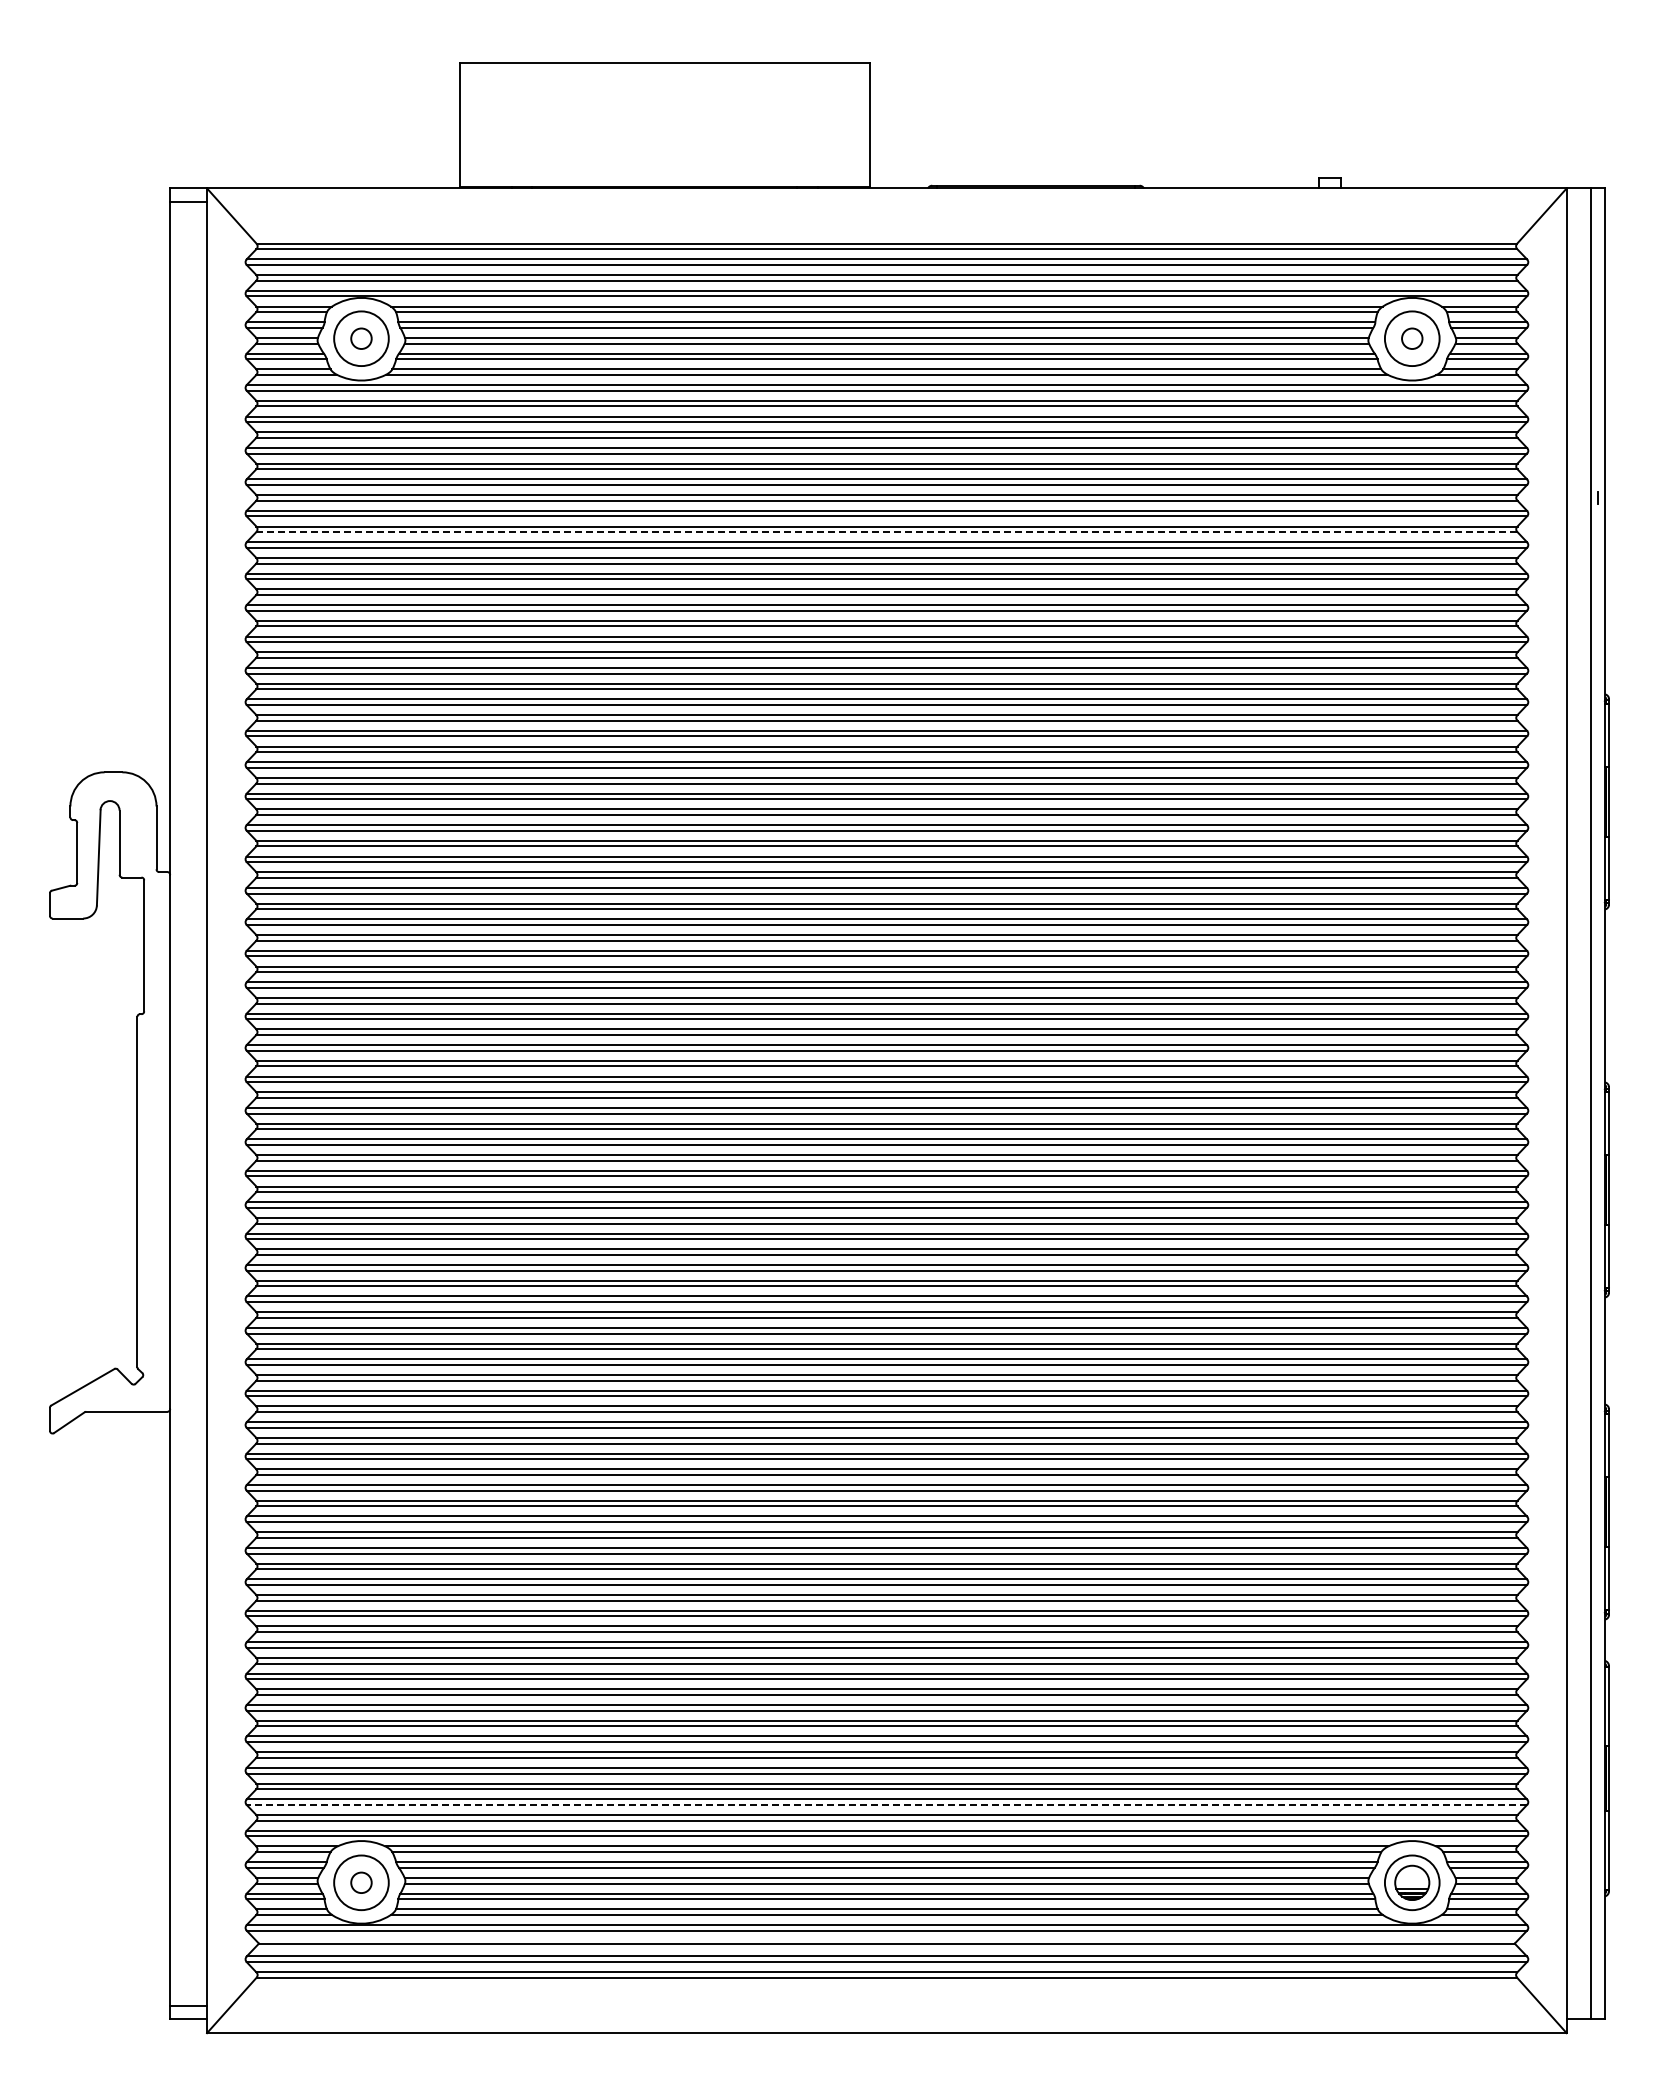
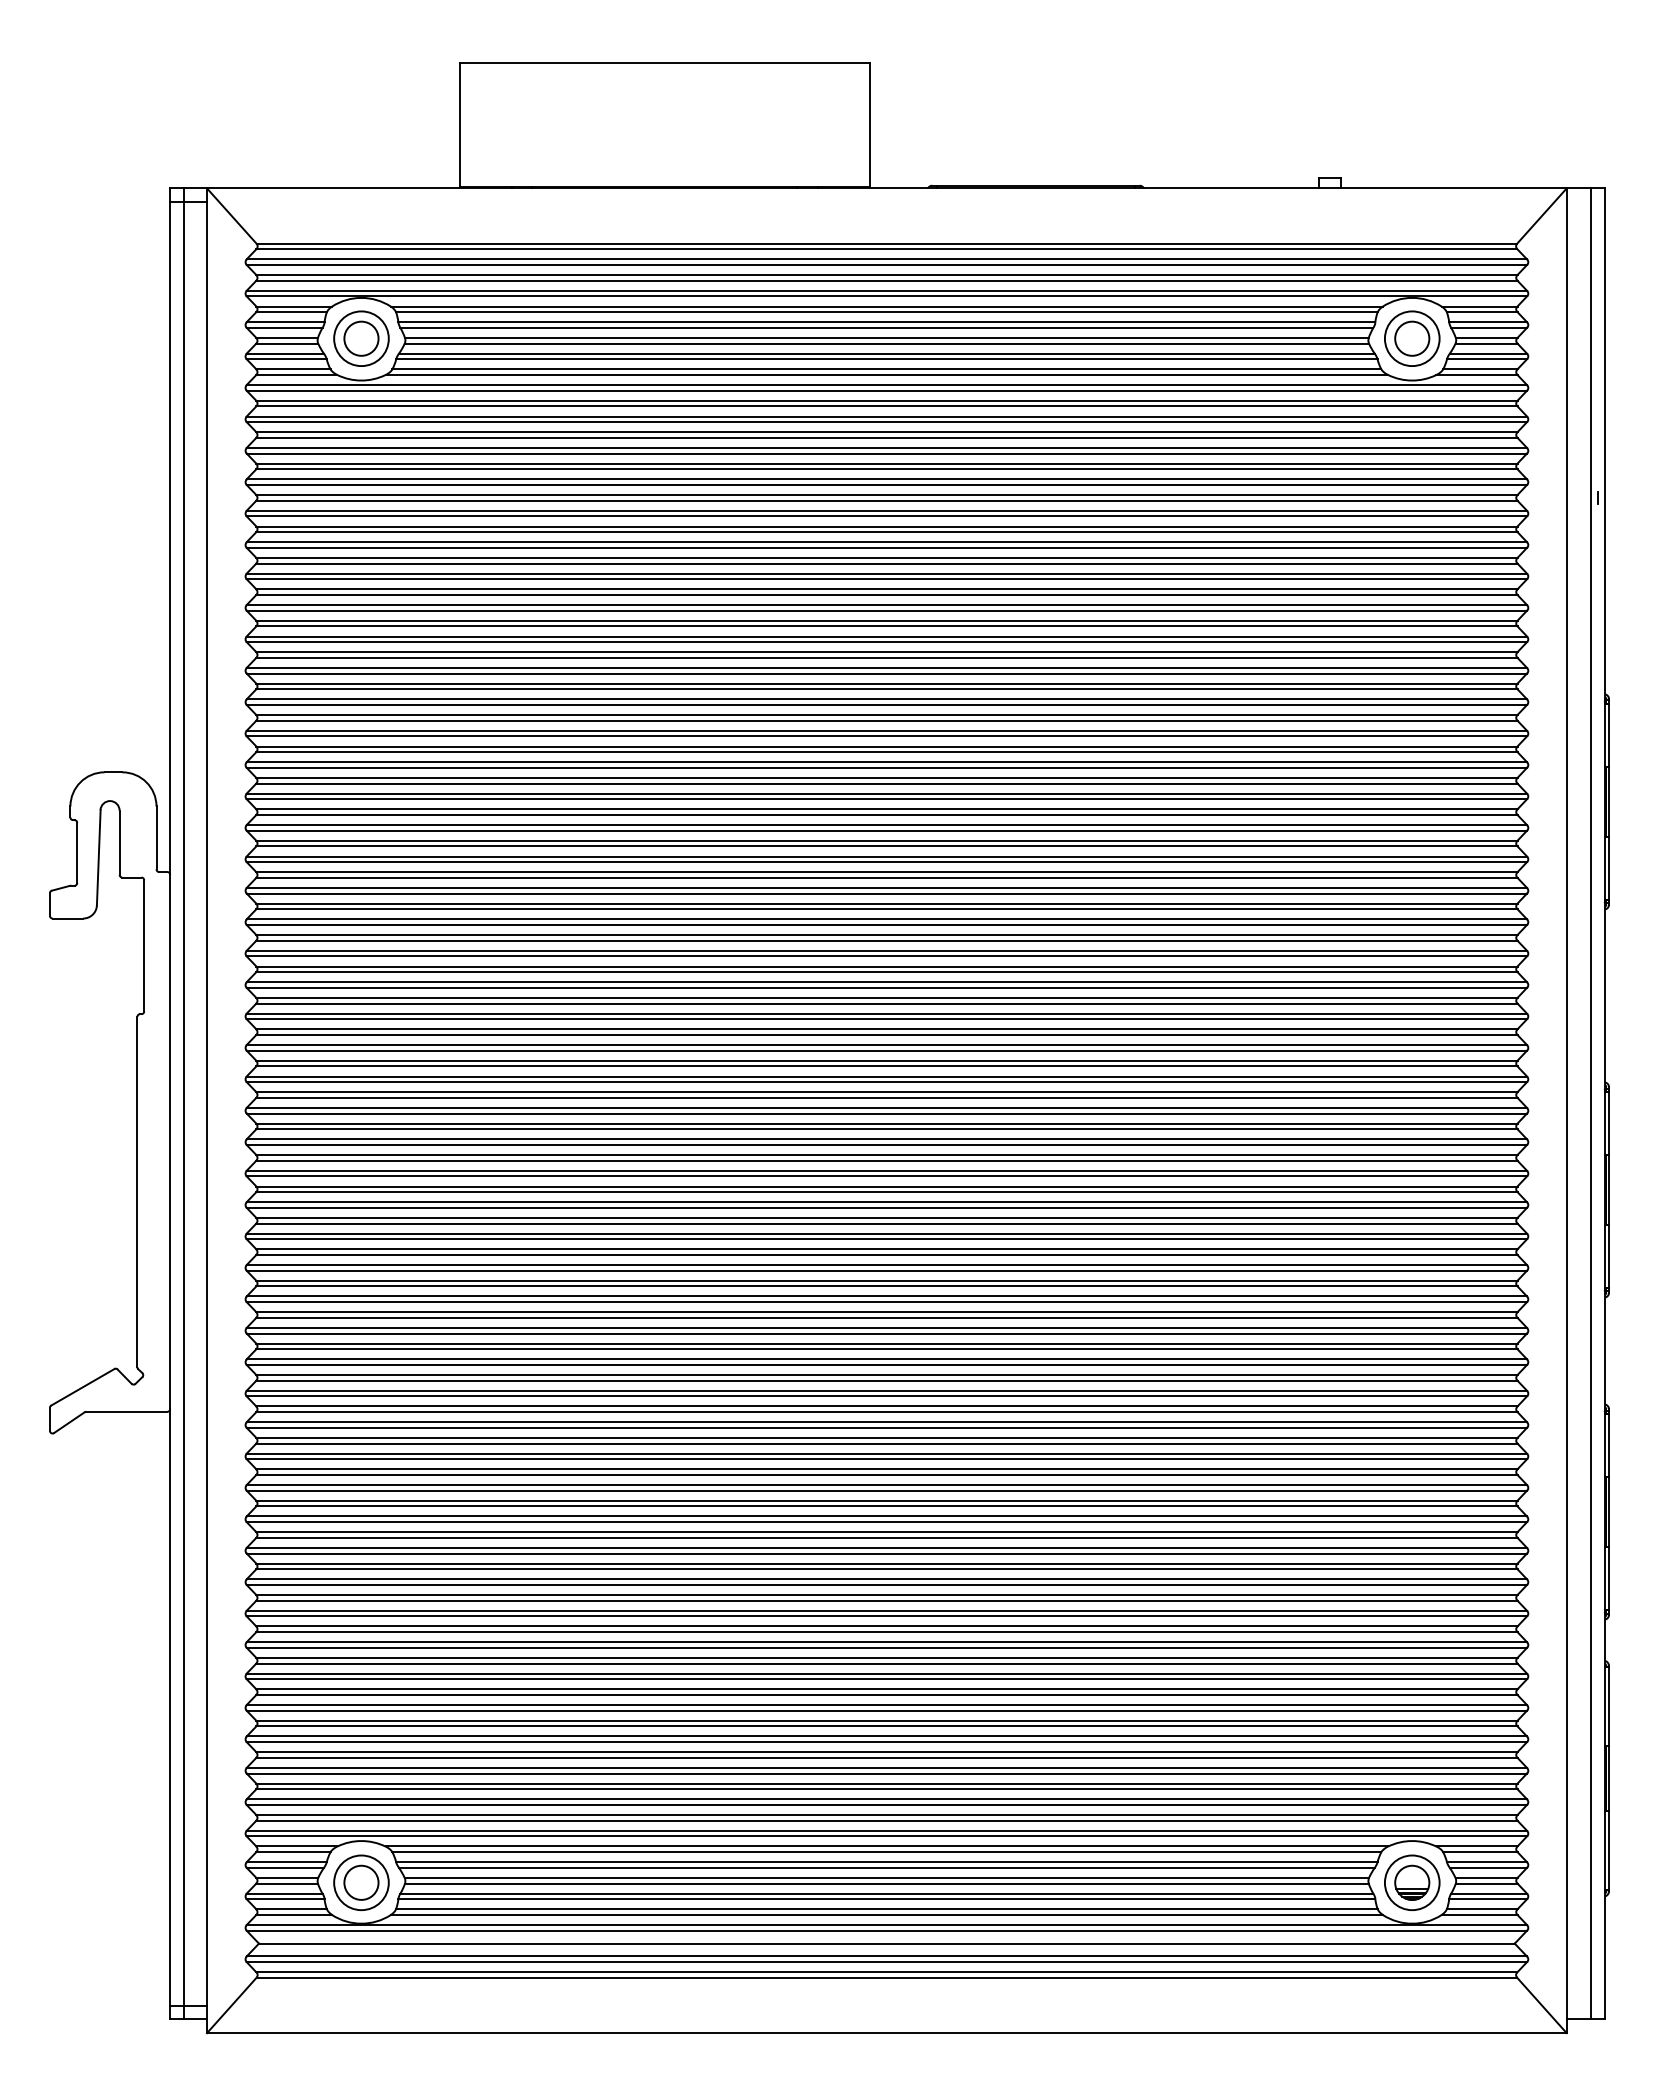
circle diameter: 20 px -> 34 px (361, 338)
circle diameter: 20 px -> 34 px (1412, 338)
line: dashed -> solid (886, 532)
line: none -> present (183, 1103)
line: dashed -> solid (886, 1804)
circle diameter: 20 px -> 34 px (361, 1882)
